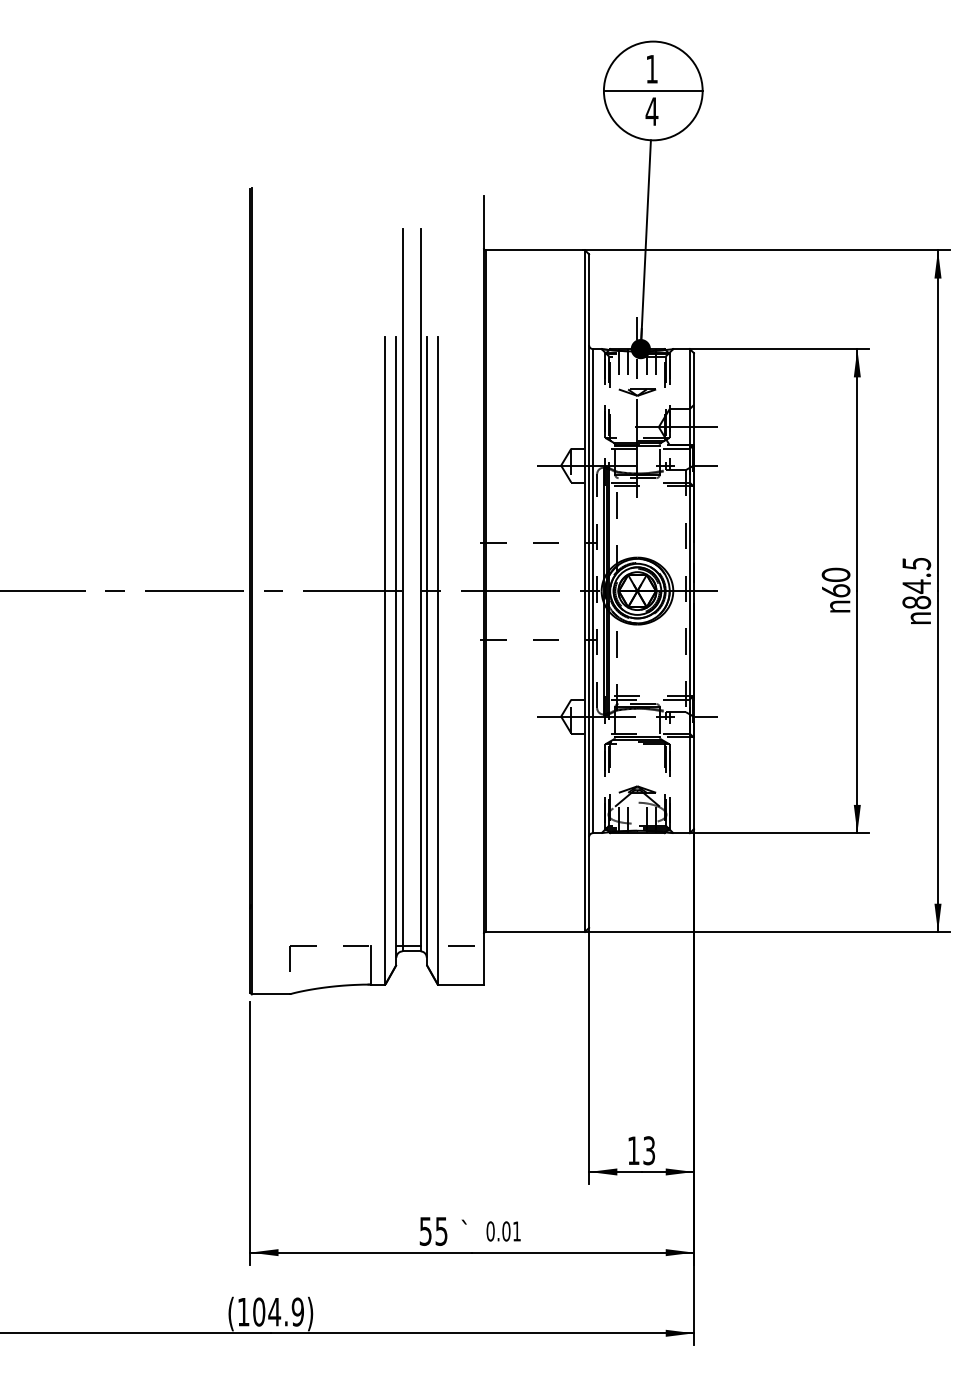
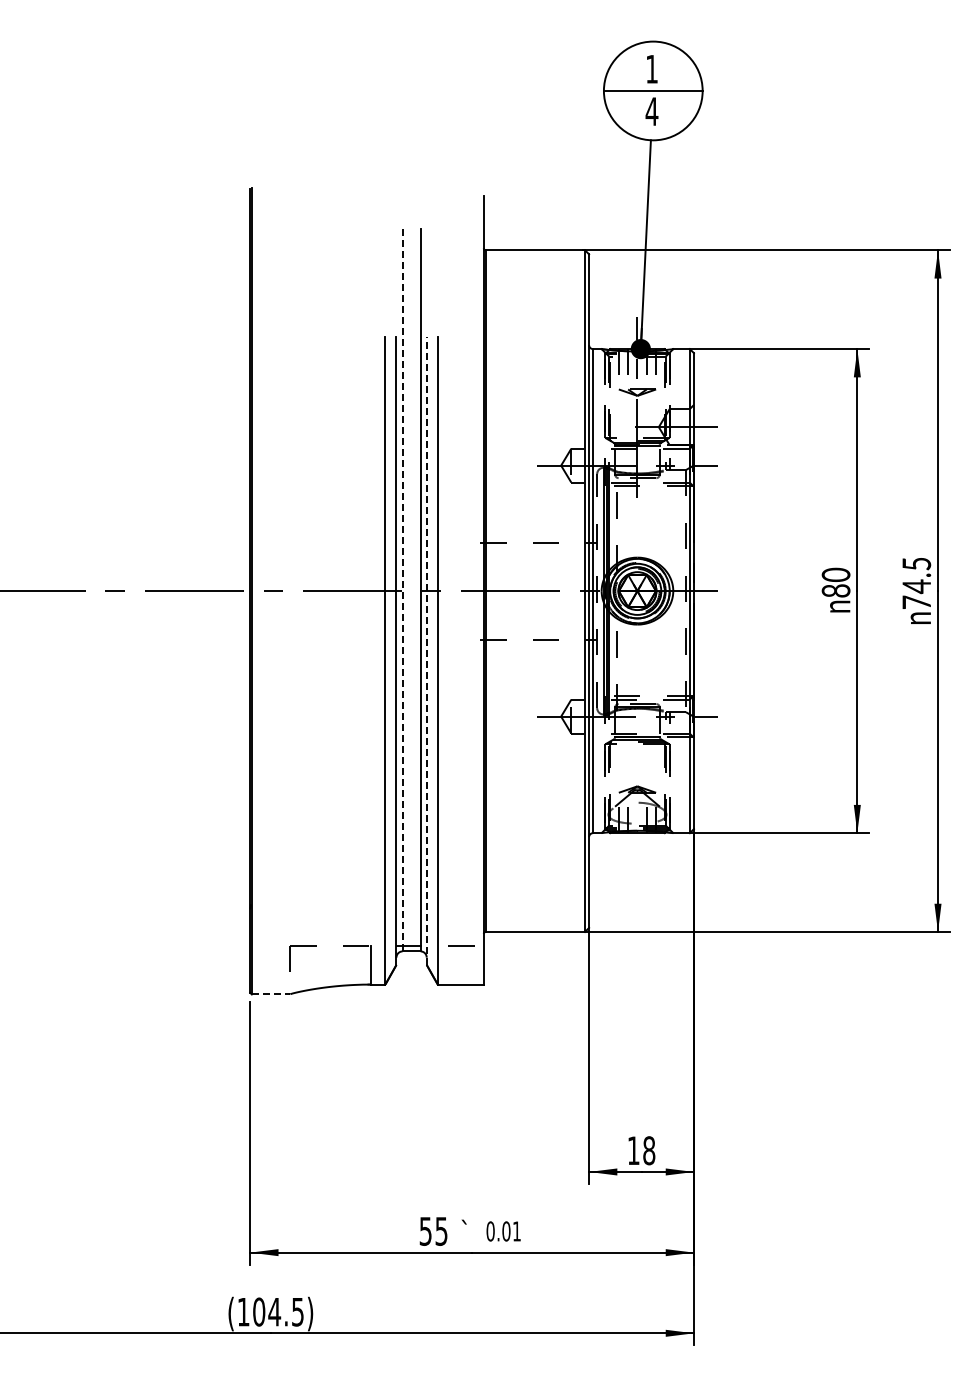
line: solid -> dashed (402, 590)
text: 60 -> 80 (835, 590)
text: 84.5 -> 74.5 (916, 602)
line: solid -> dashed (426, 650)
line: solid -> dashed (271, 994)
text: 13 -> 18 (649, 1150)
text: (104.9) -> (104.5) (297, 1311)
